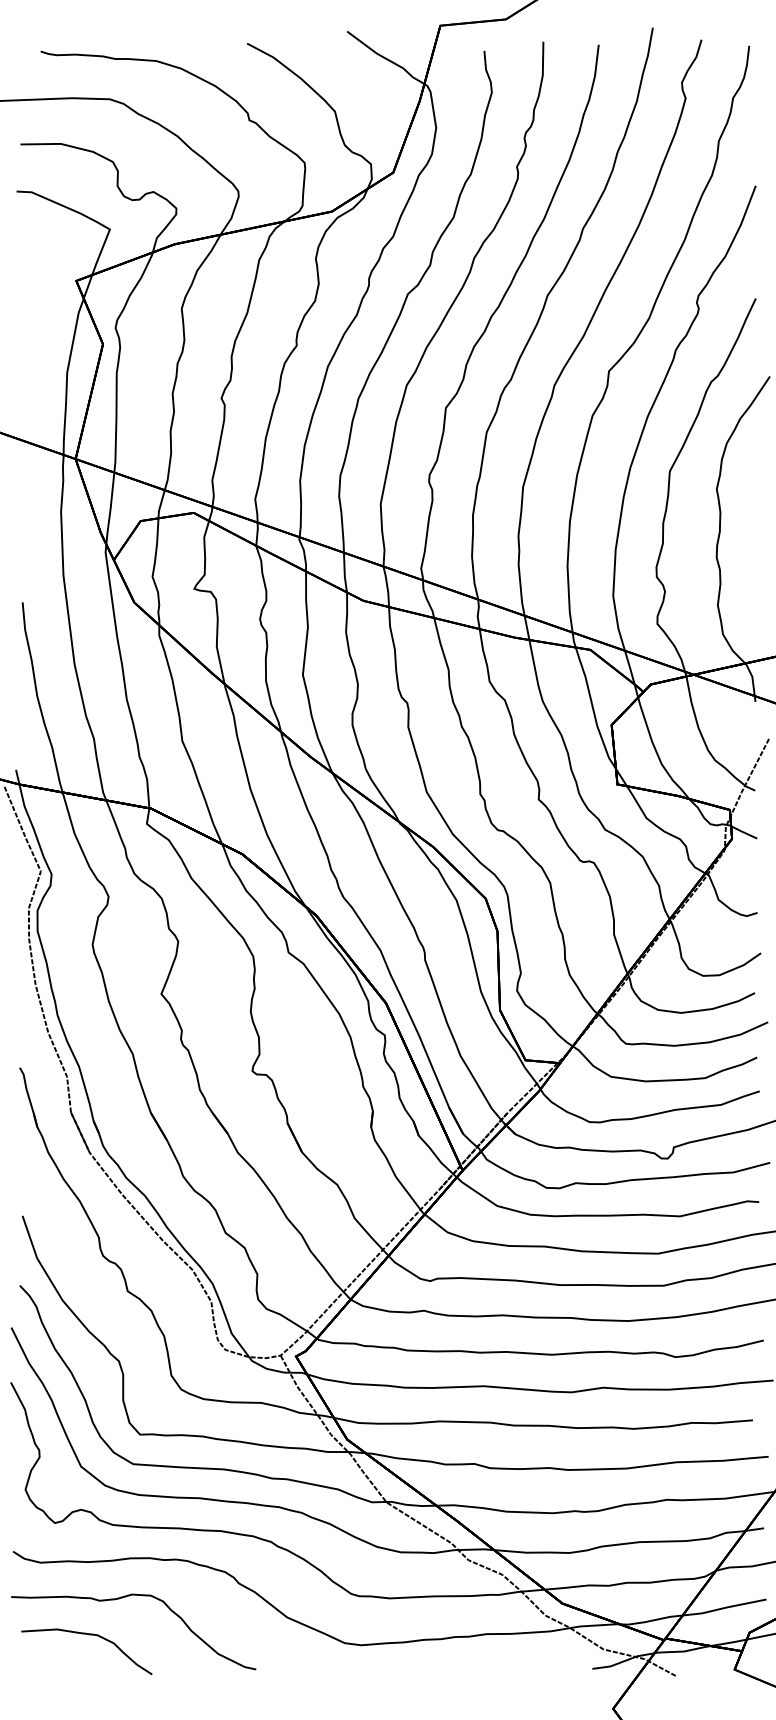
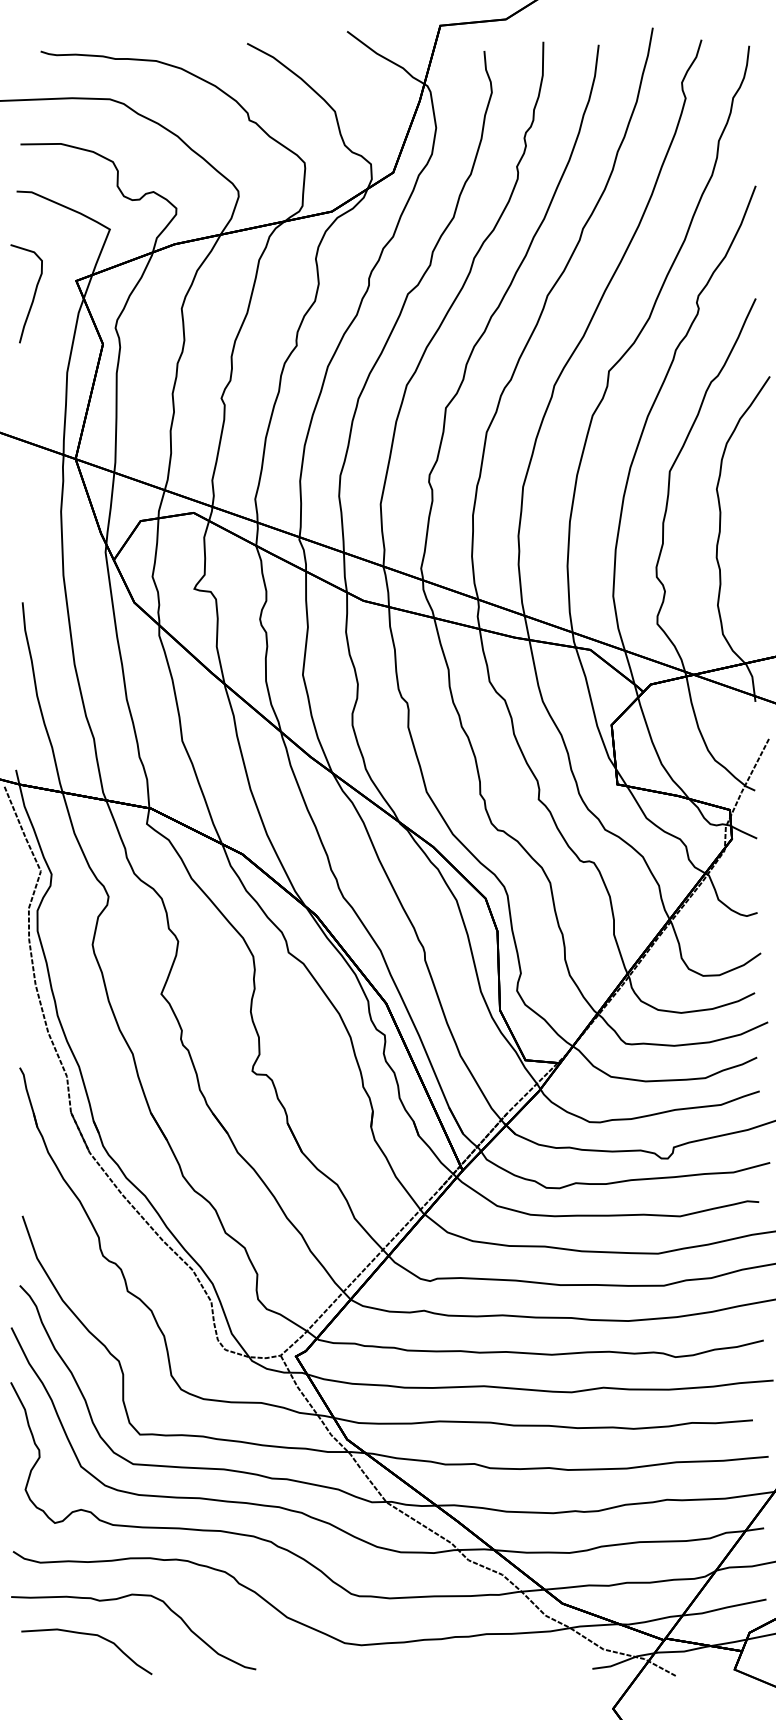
curve: none -> present (33, 294)
